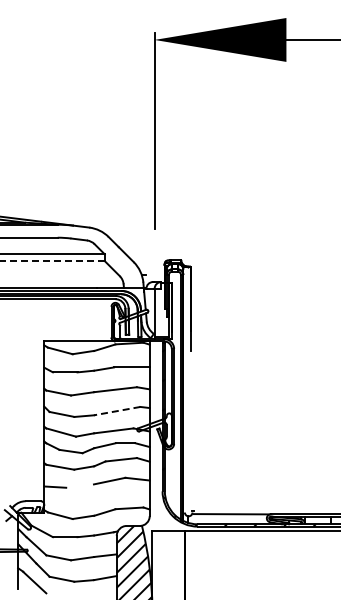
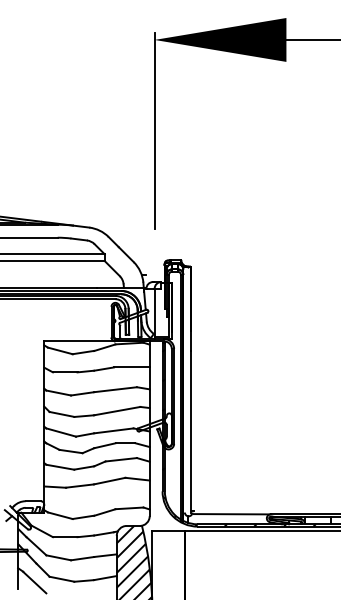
line: dashed -> solid (52, 261)
line: dashed -> solid (117, 411)
line: none -> present (190, 431)
line: none -> present (79, 485)
